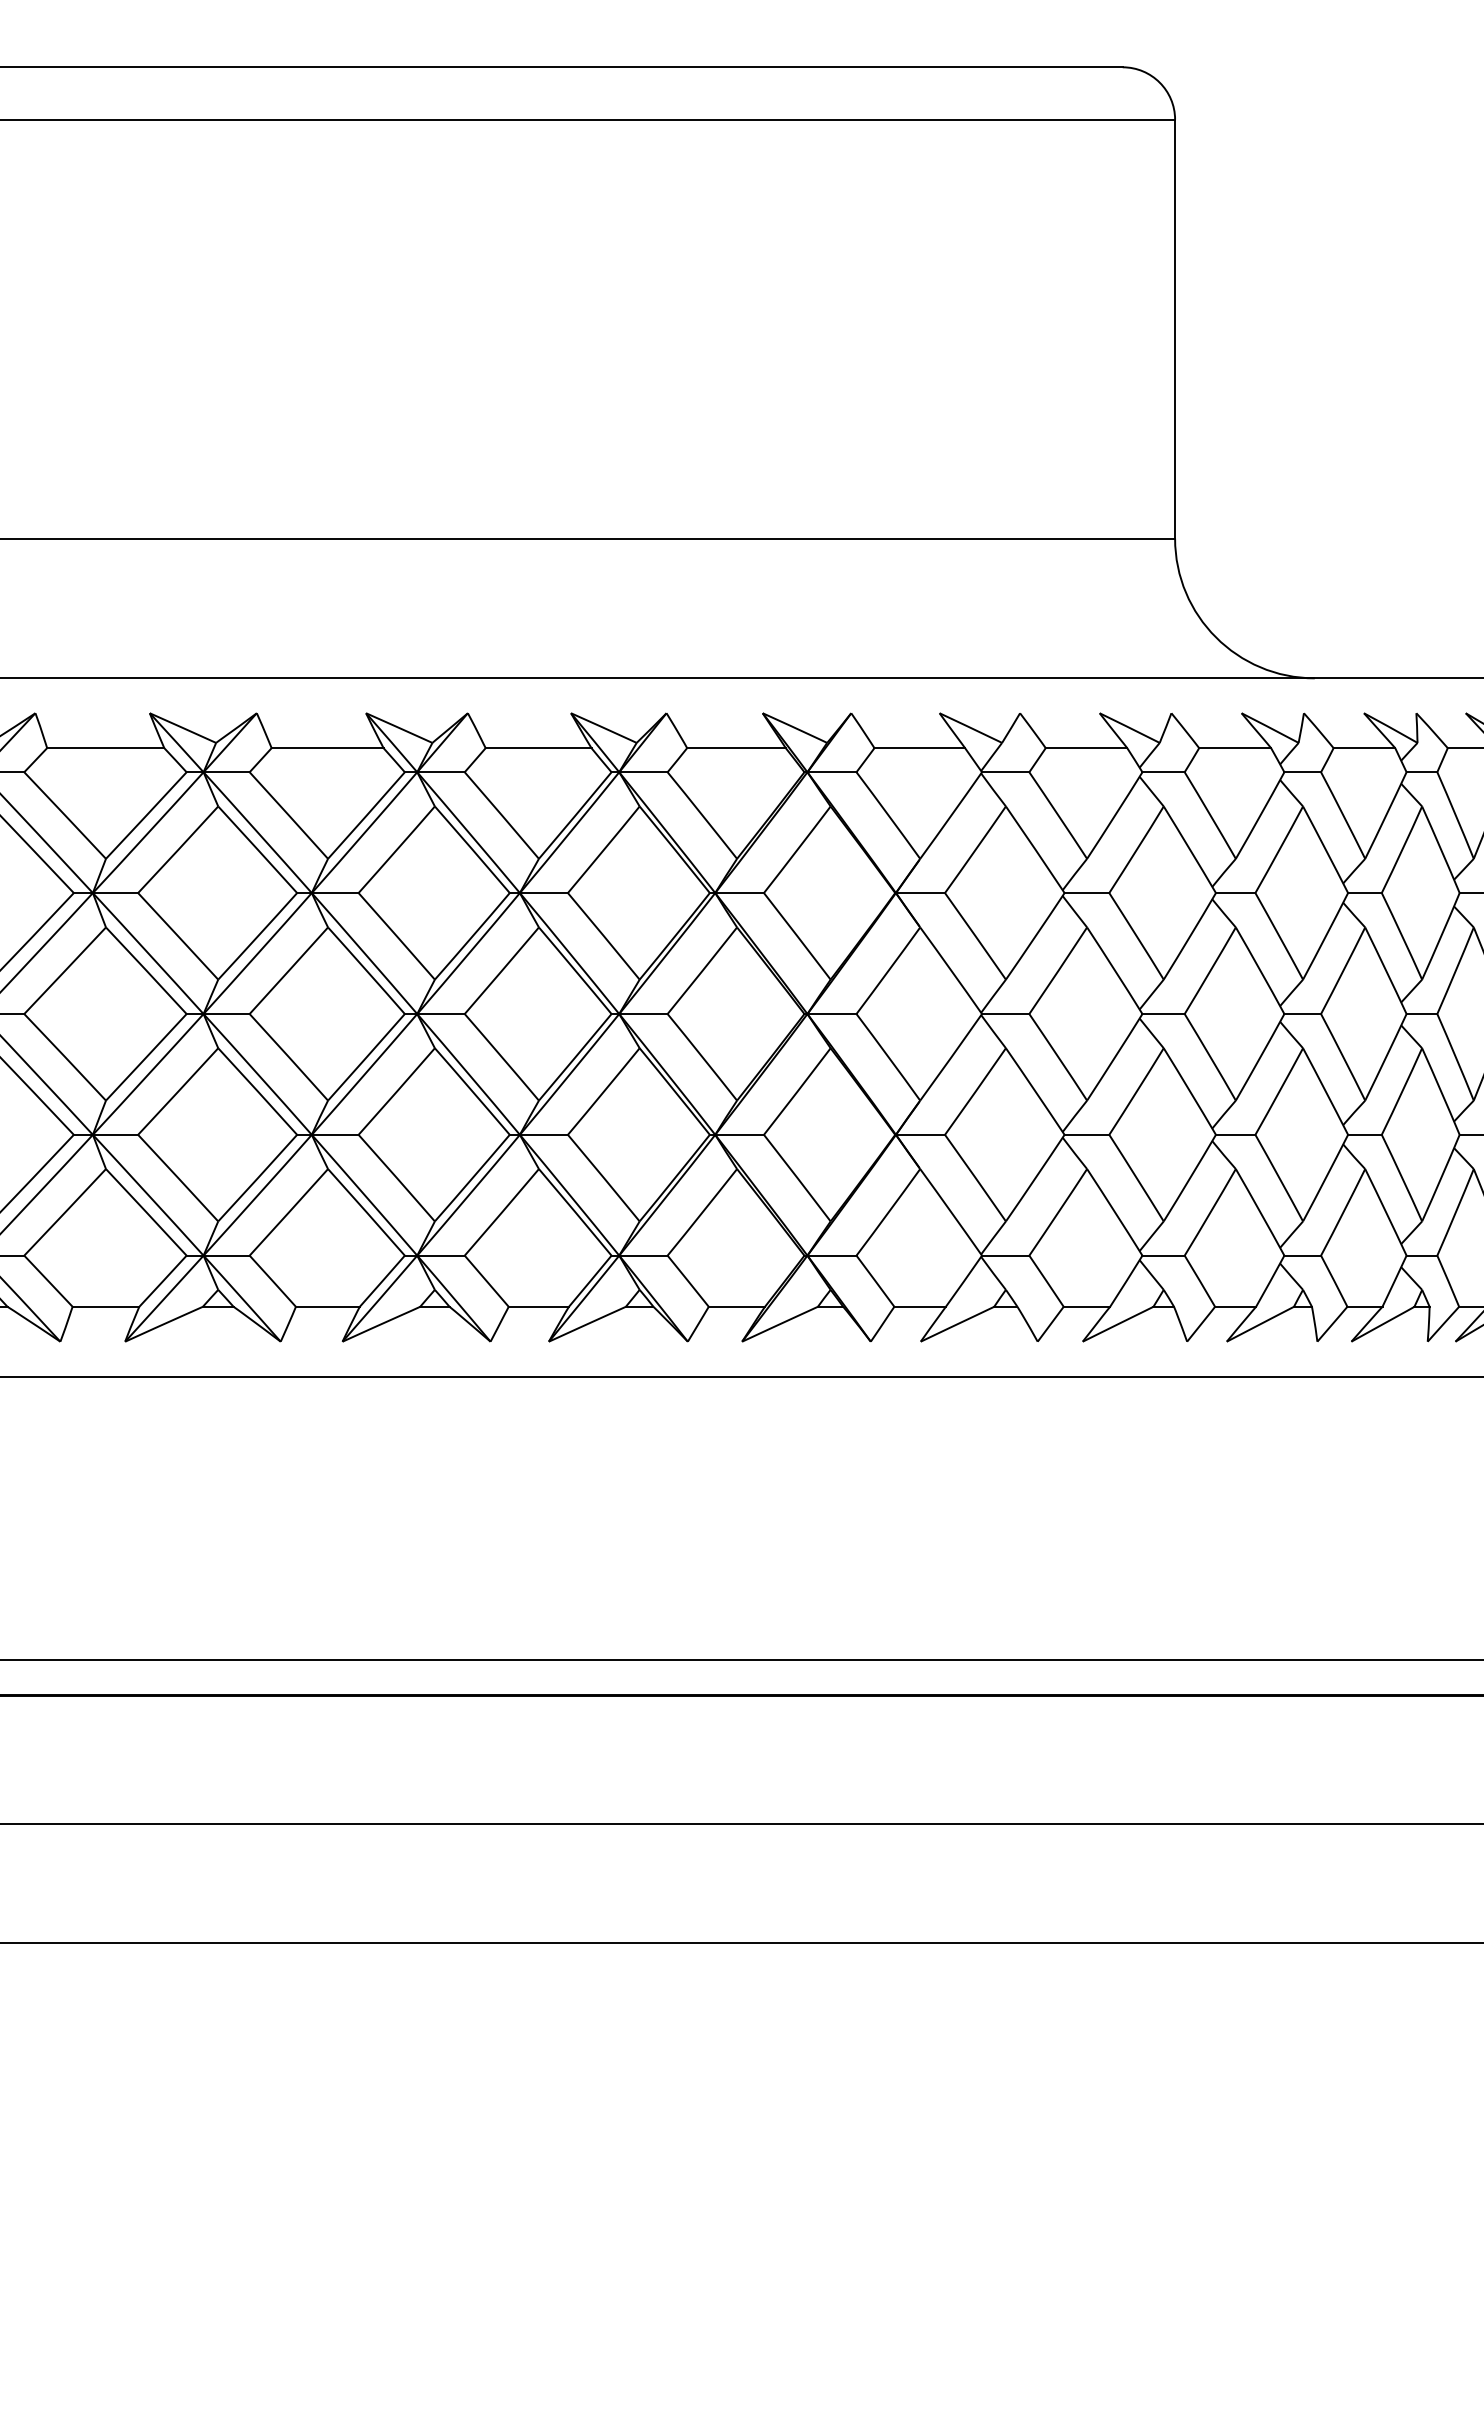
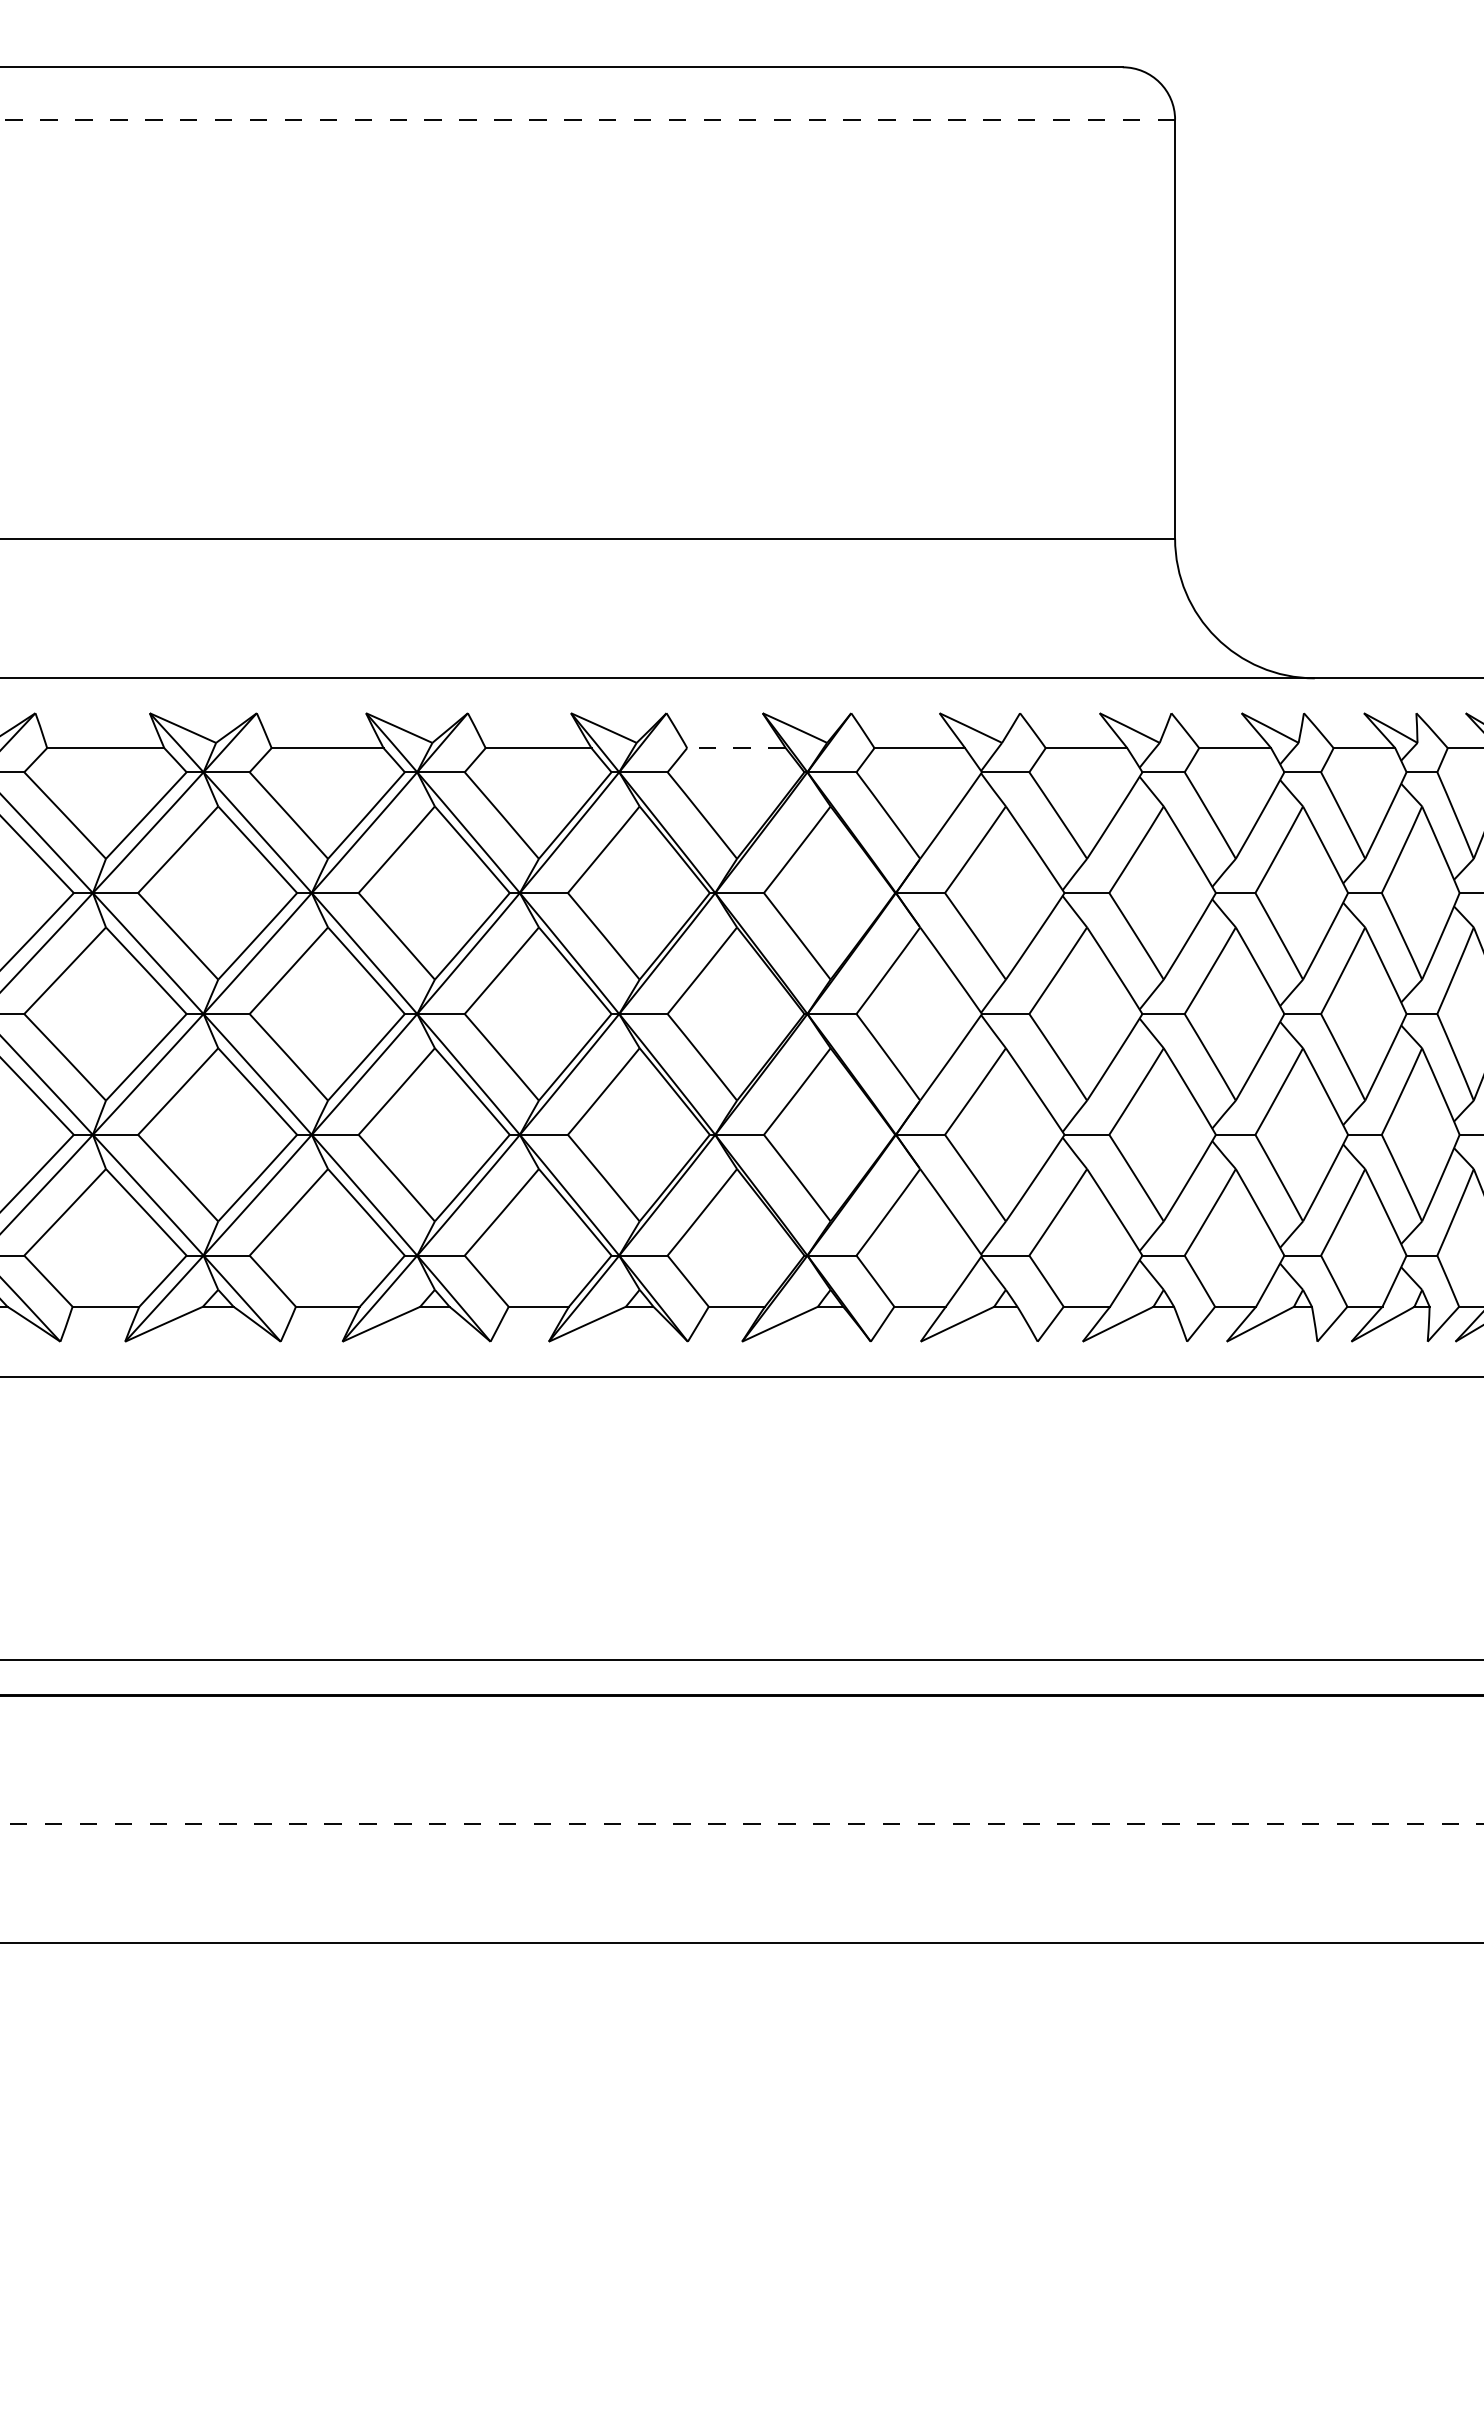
line: solid -> dashed (587, 119)
line: solid -> dashed (735, 748)
line: solid -> dashed (742, 1823)
